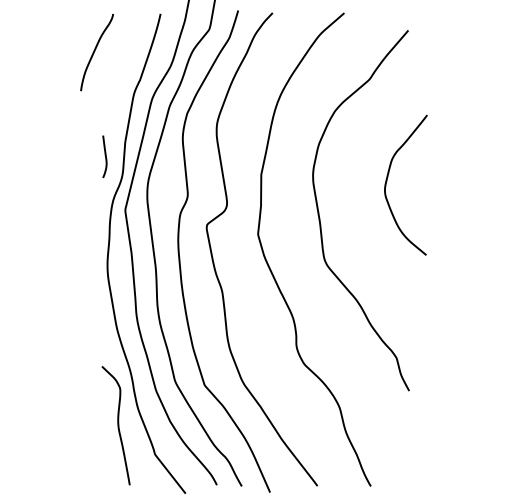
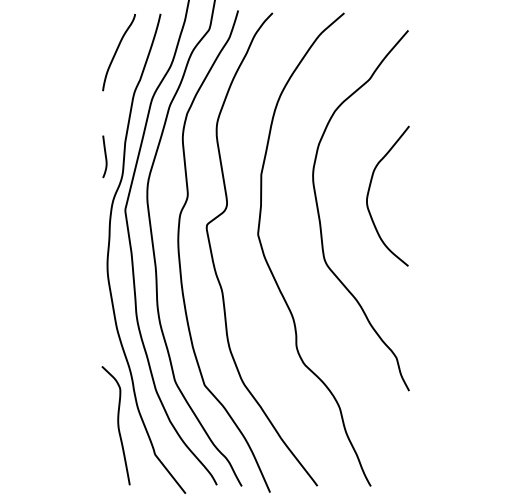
curve position: (95, 51) -> (117, 51) (117, 51)
curve position: (387, 181) -> (369, 192) (369, 192)
